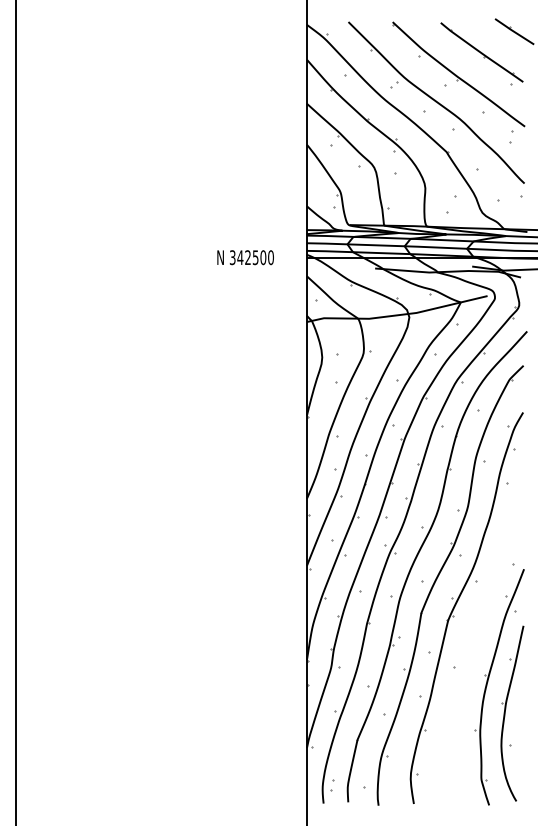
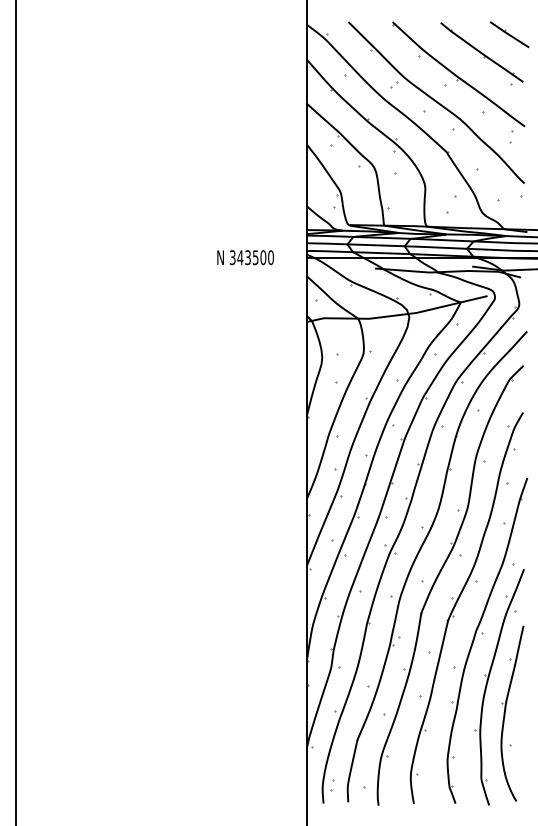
part position: (514, 31) -> (509, 34) (509, 34)
text: 342500 -> 343500 (247, 257)
part: none -> present (482, 634)
